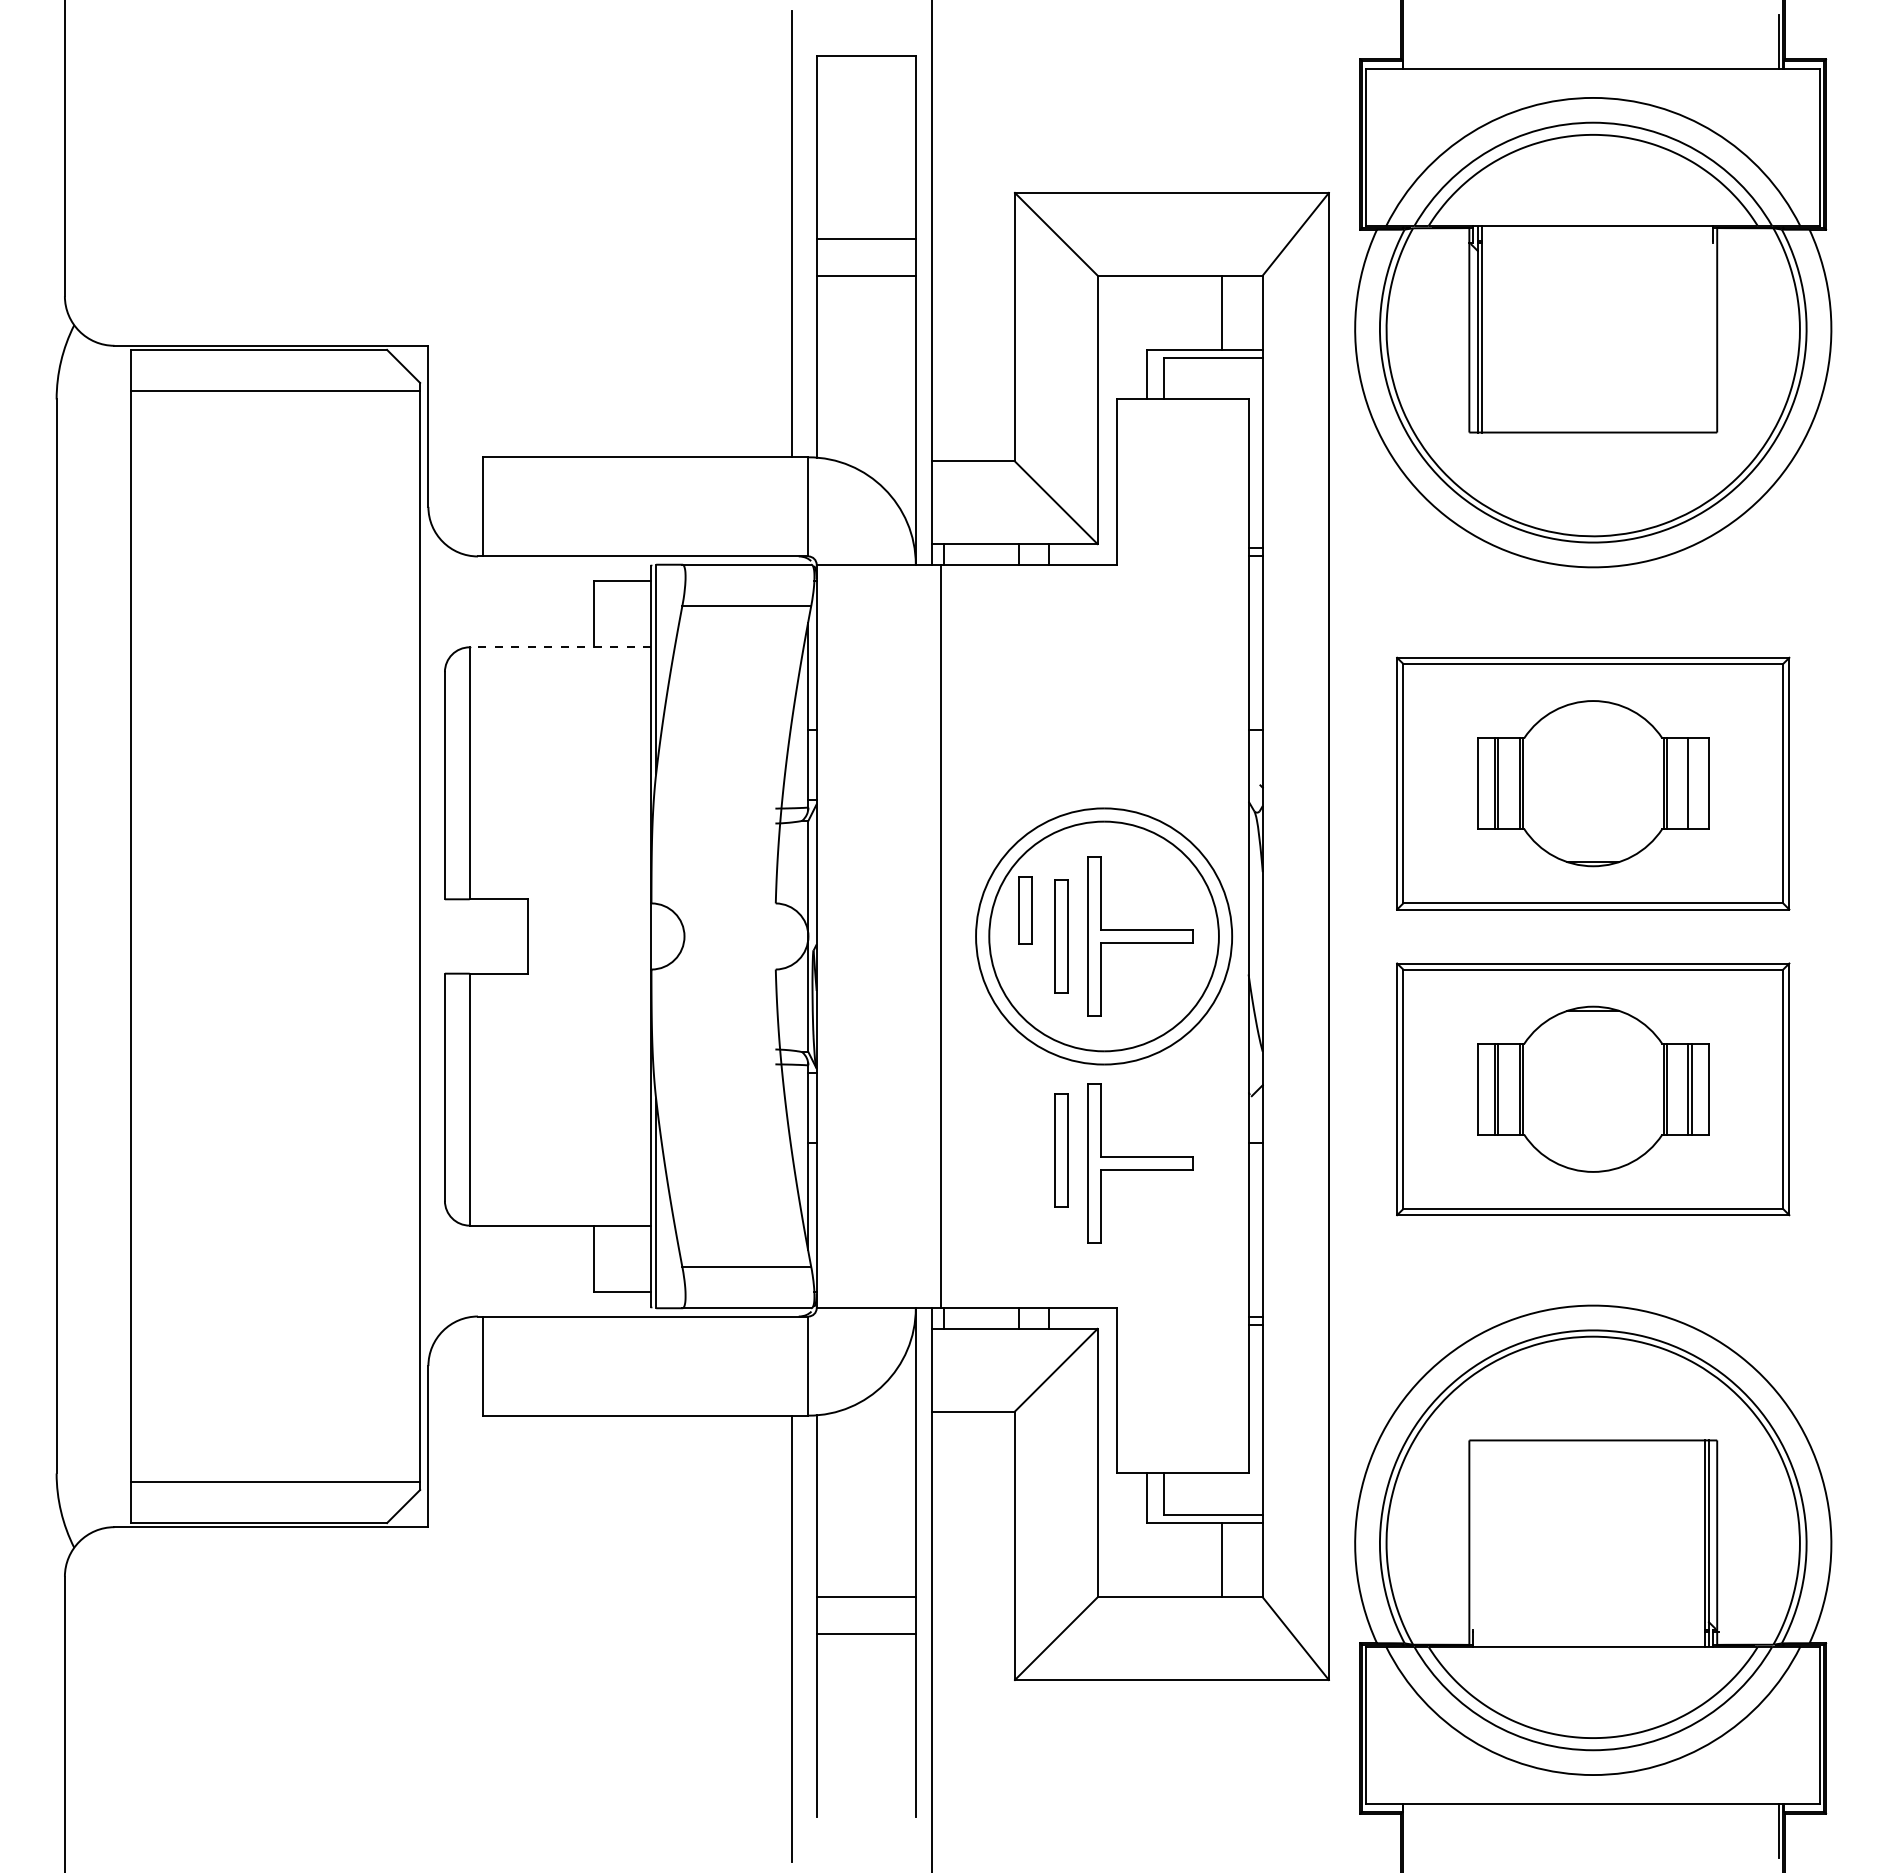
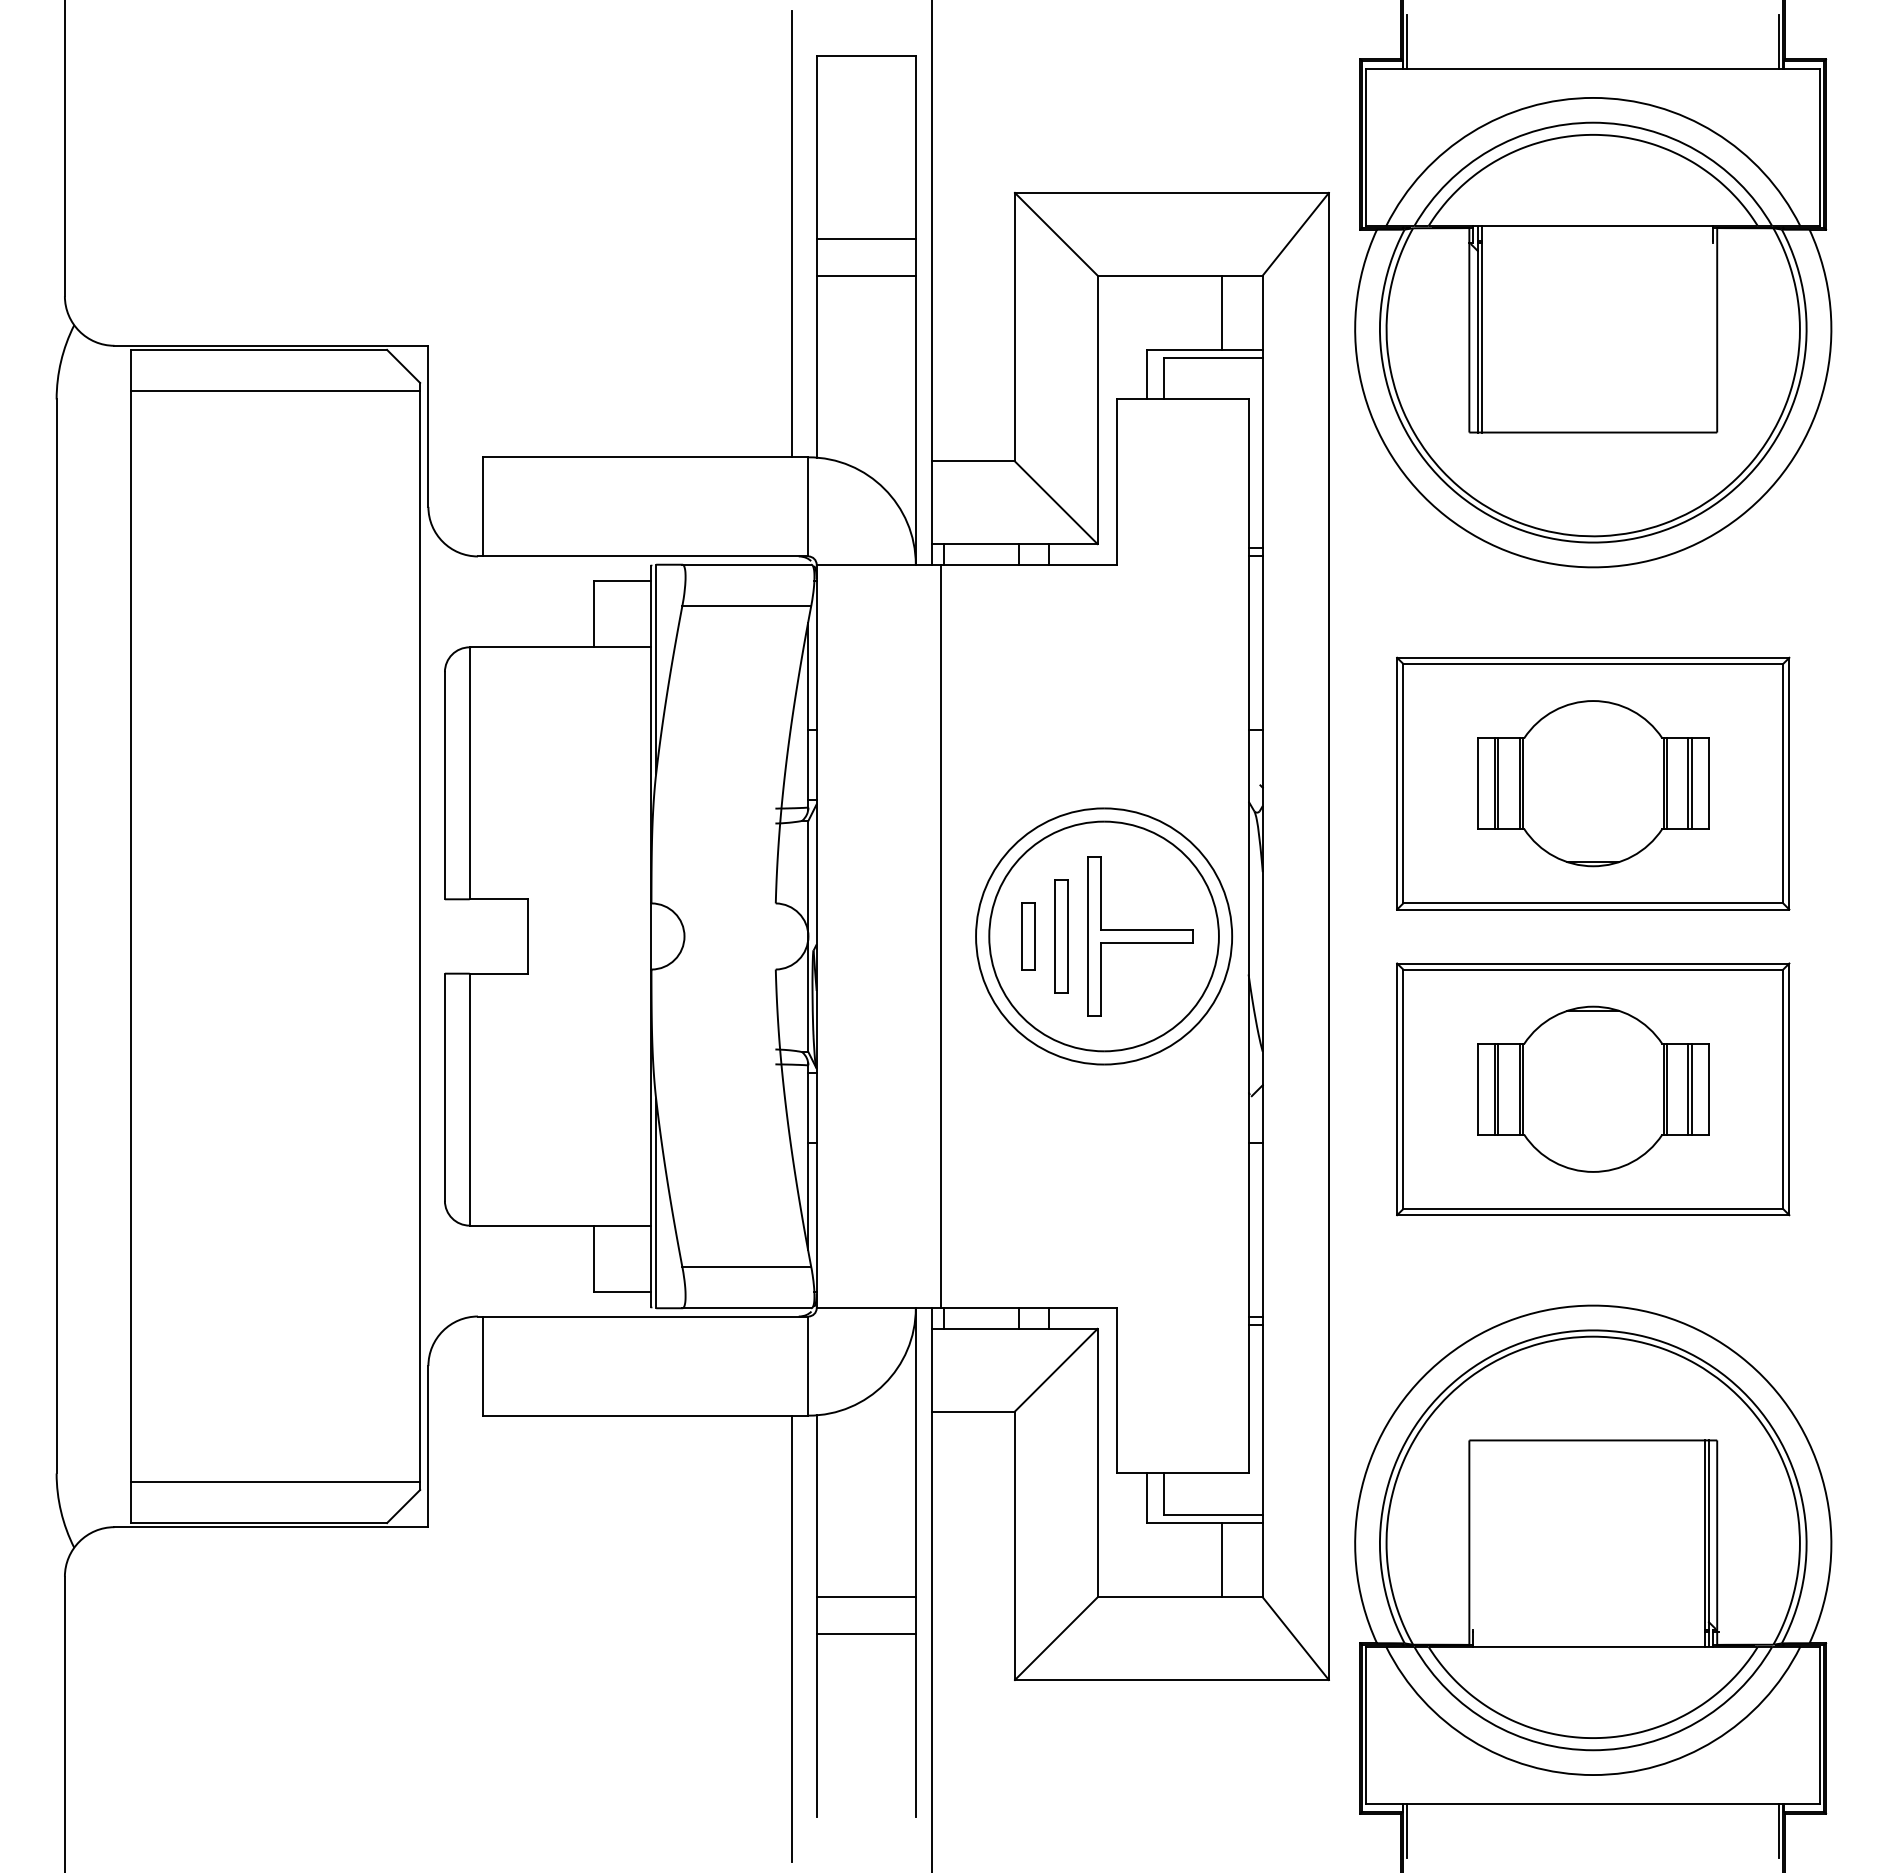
line: none -> present (1407, 42)
line: dashed -> solid (560, 647)
line: none -> present (1692, 783)
part position: (1025, 910) -> (1028, 936) (1028, 936)
part: present -> none (1061, 1150)
part: present -> none (1140, 1163)
line: none -> present (1407, 1830)
